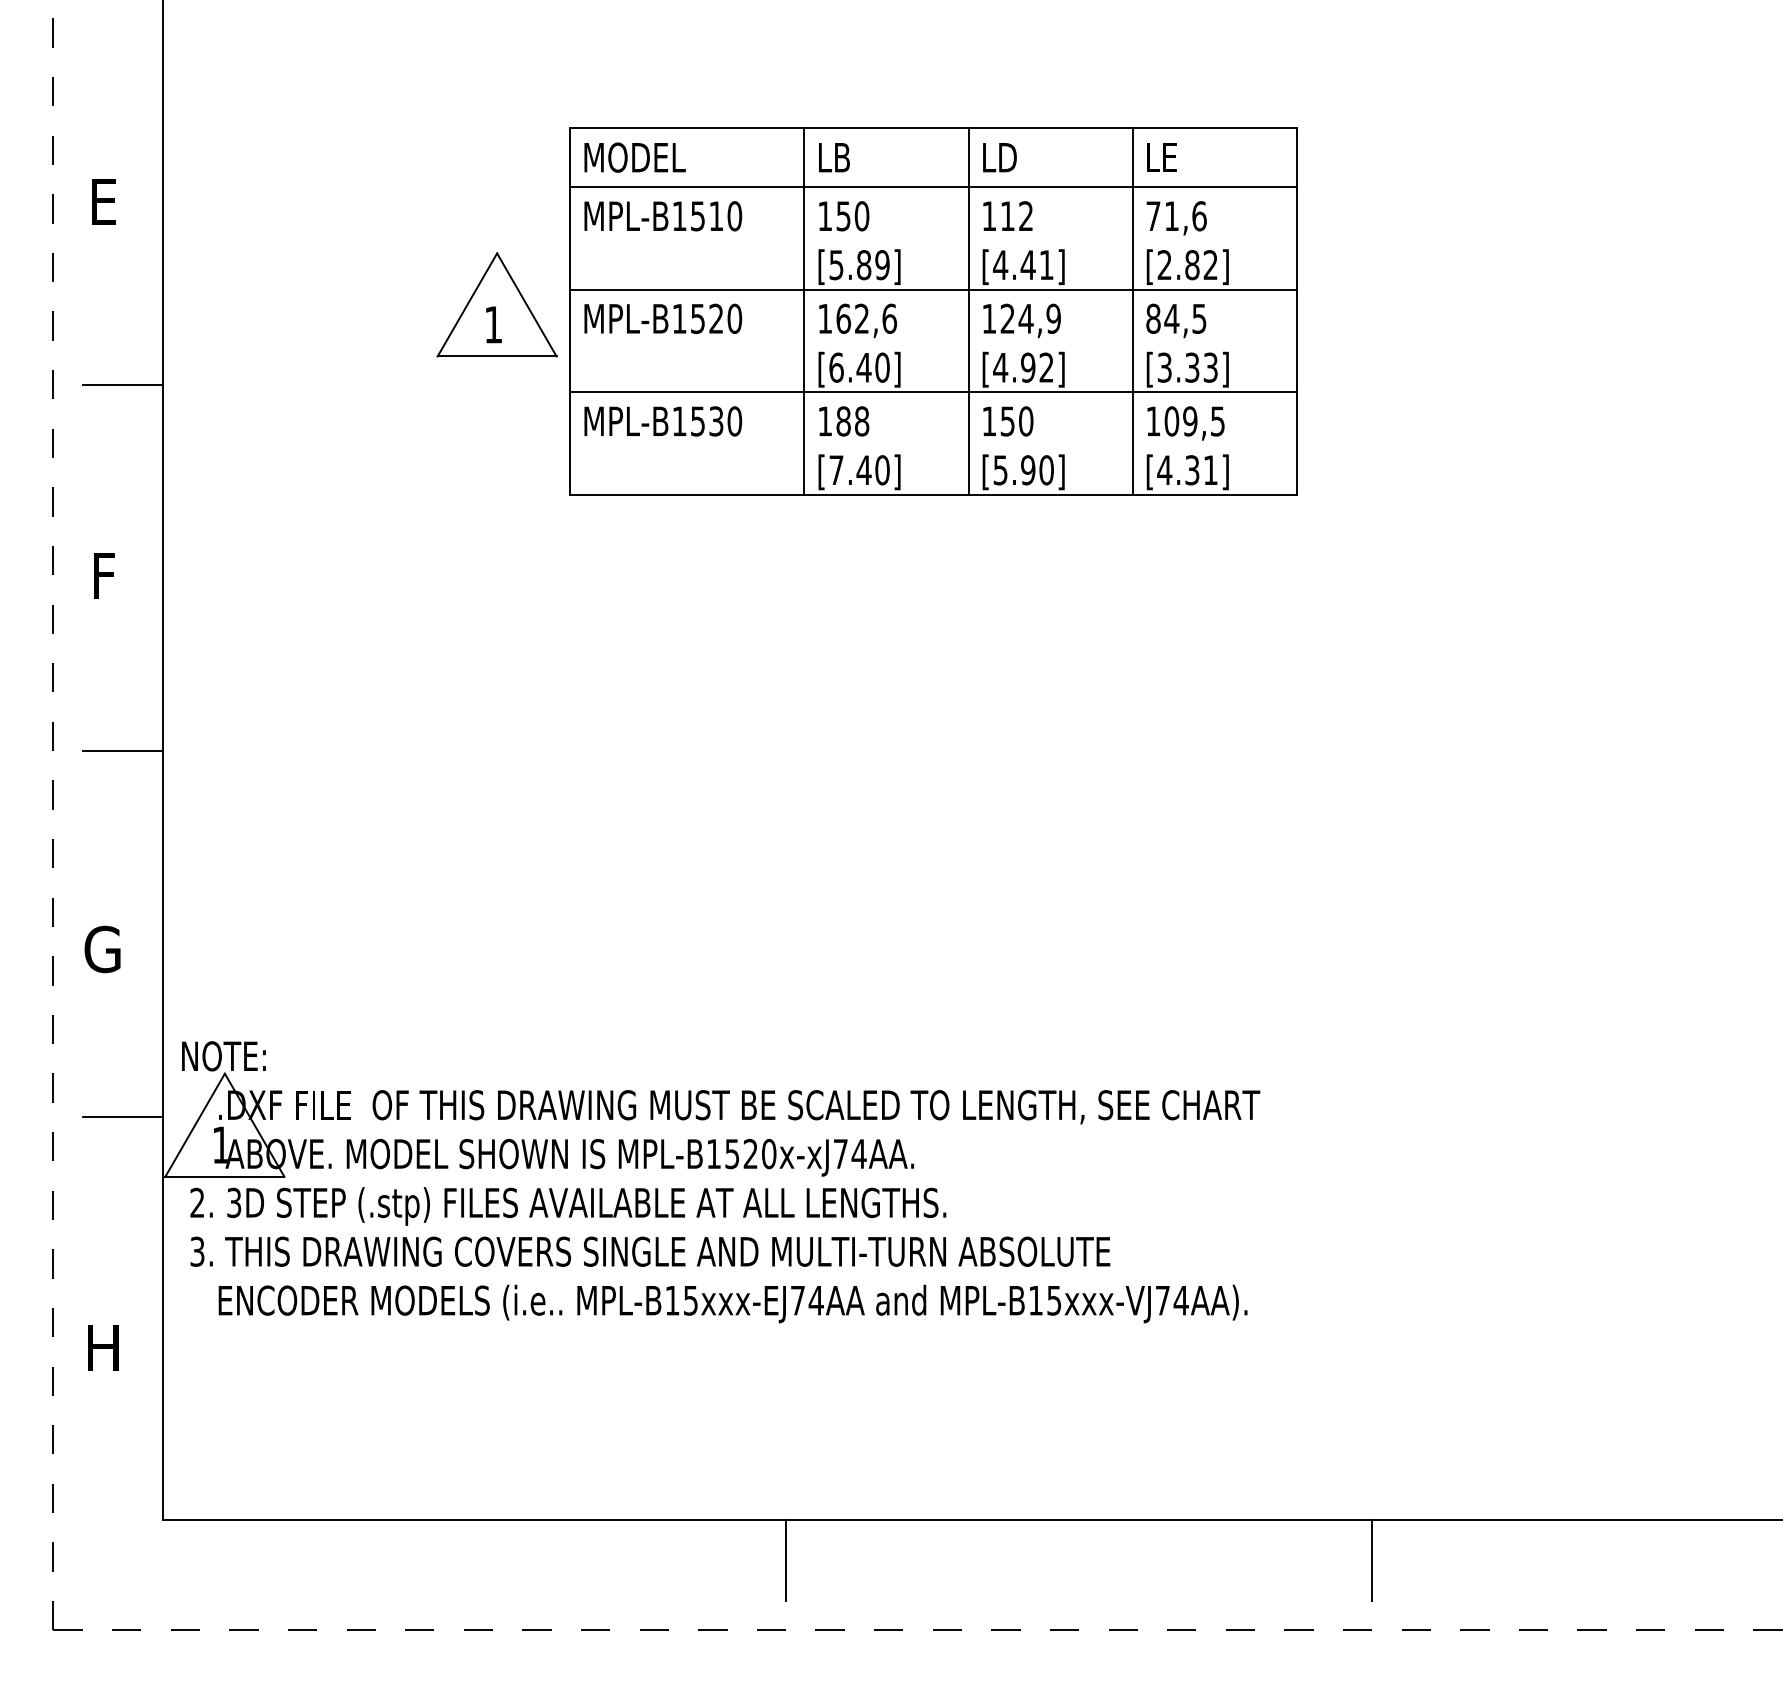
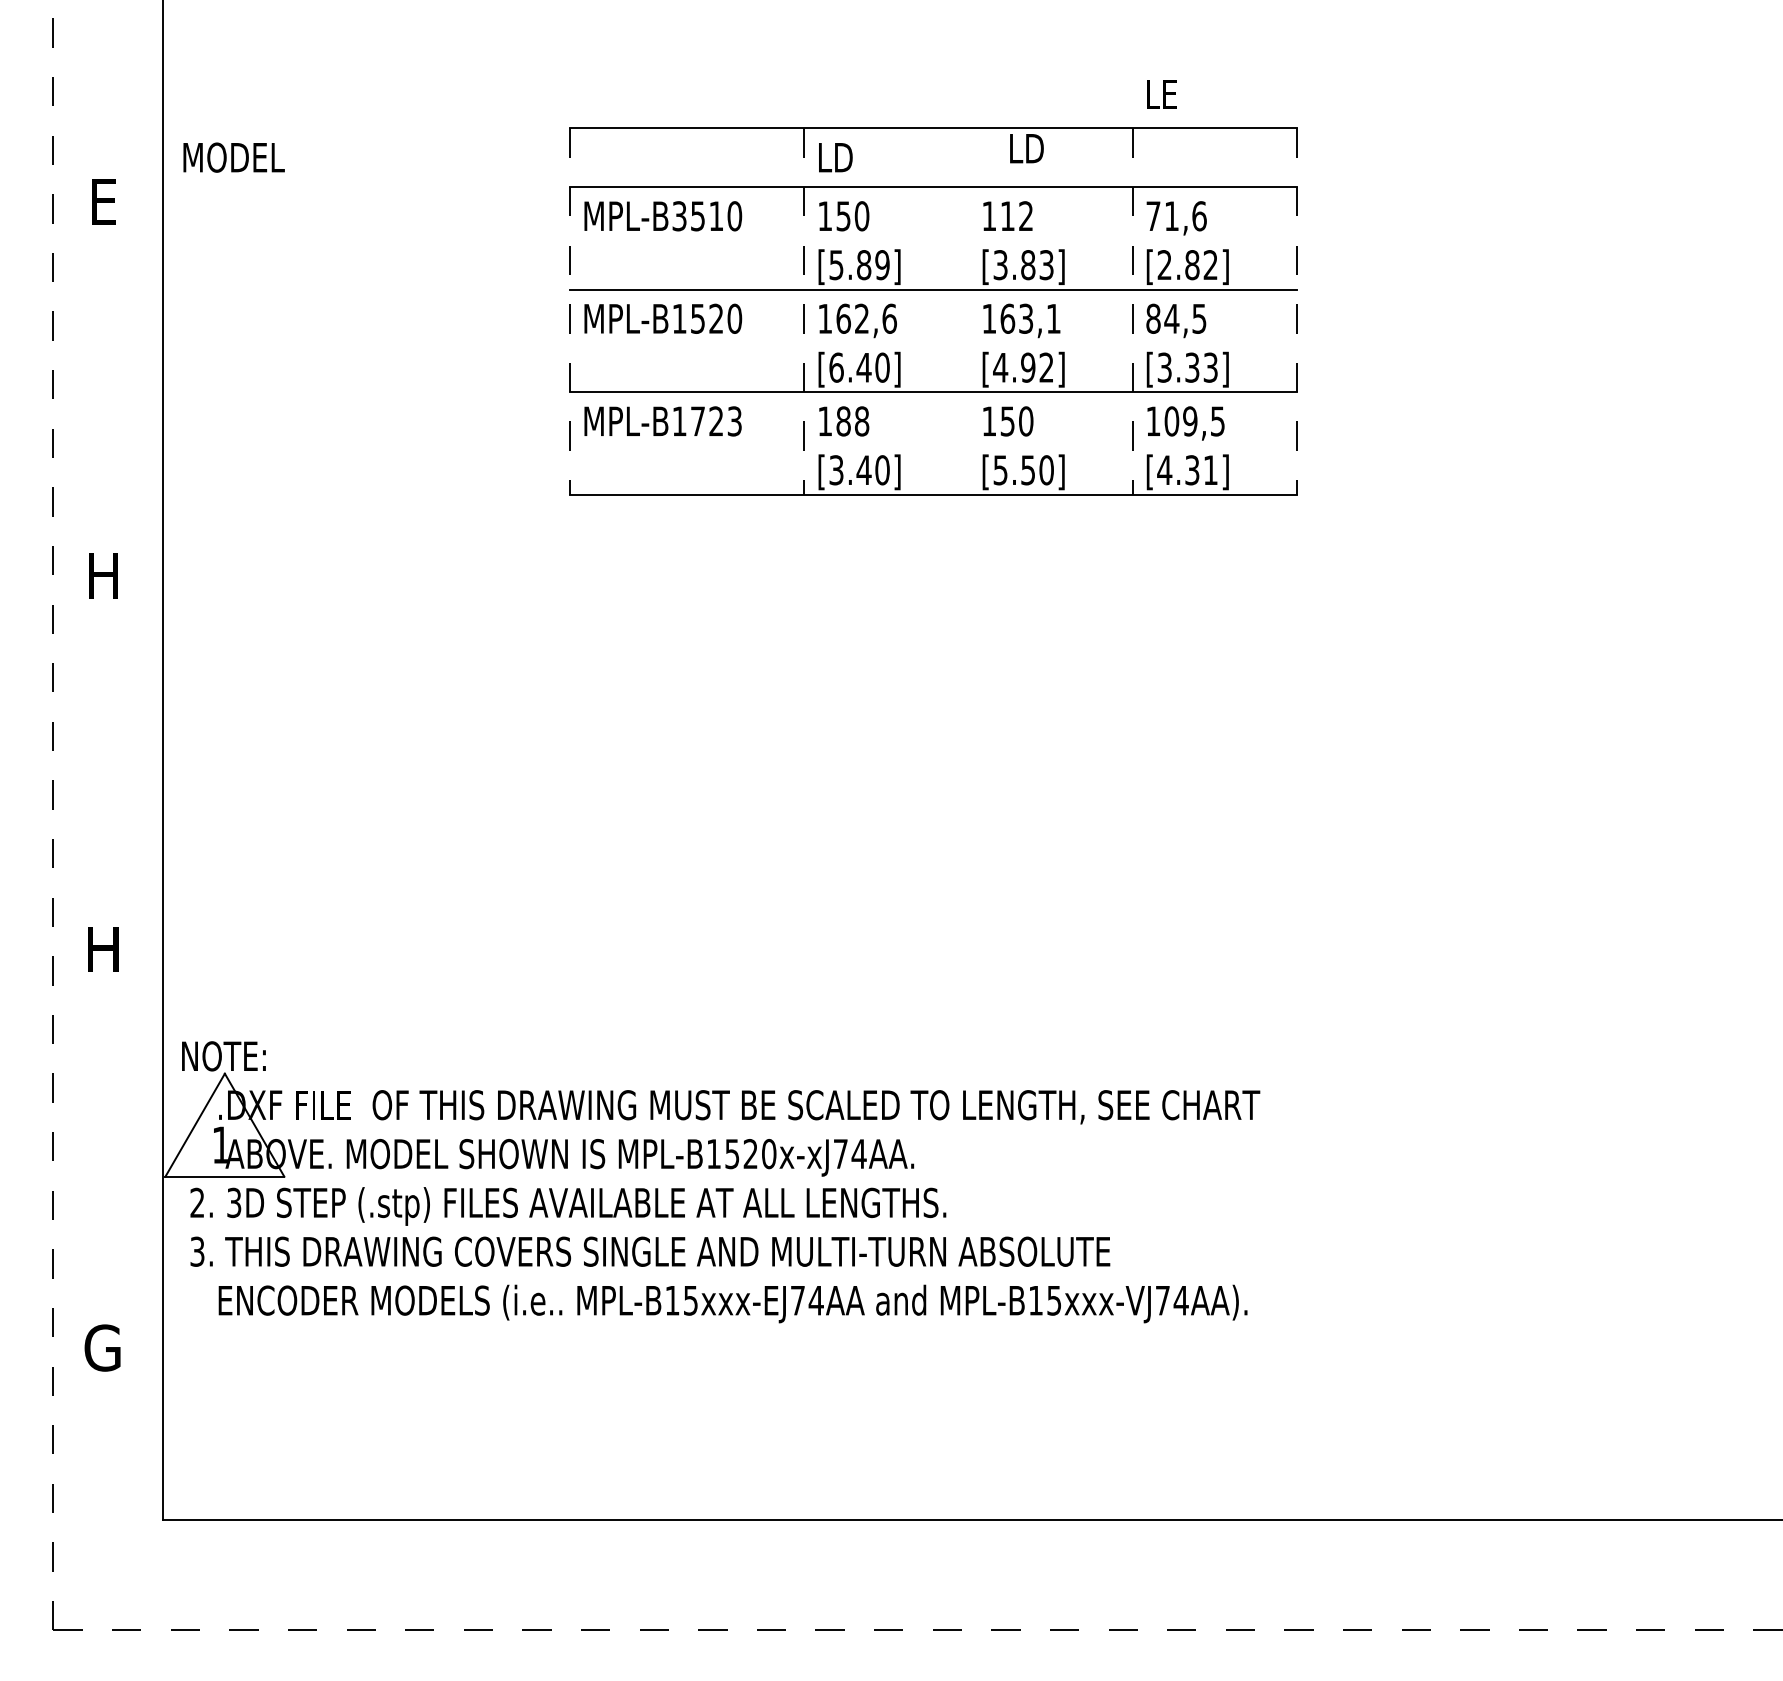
text position: (634, 157) -> (233, 157) (233, 157)
text: LB -> LD (845, 157)
text position: (999, 157) -> (1026, 148) (1026, 148)
text position: (1161, 157) -> (1161, 94) (1161, 94)
text: MPL-B1510 -> MPL-B3510 (679, 216)
text: [4.41] -> [3.83] (1023, 265)
part: present -> none (496, 304)
line: present -> none (968, 311)
line: solid -> dashed (569, 312)
line: solid -> dashed (804, 312)
line: solid -> dashed (1132, 312)
line: solid -> dashed (1296, 312)
text: 124,9 -> 163,1 (1030, 318)
line: present -> none (122, 384)
text: MPL-B1530 -> MPL-B1723 (716, 421)
text: [7.40] -> [3.40] (836, 470)
text: [5.90] -> [5.50] (1028, 470)
text: F -> H (103, 575)
line: present -> none (122, 751)
text: G -> H (102, 949)
line: present -> none (122, 1117)
text: H -> G (102, 1347)
line: present -> none (786, 1560)
line: present -> none (1372, 1560)
